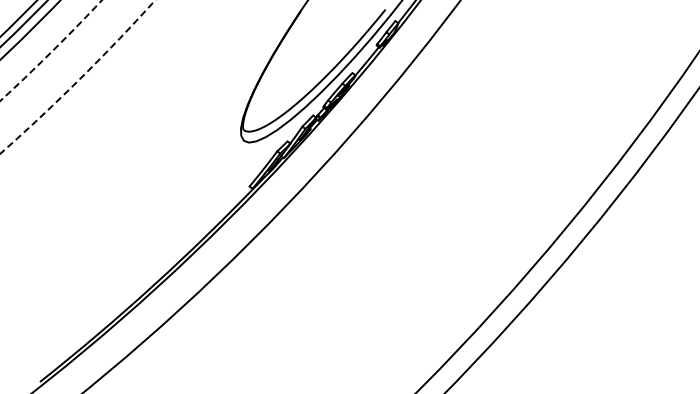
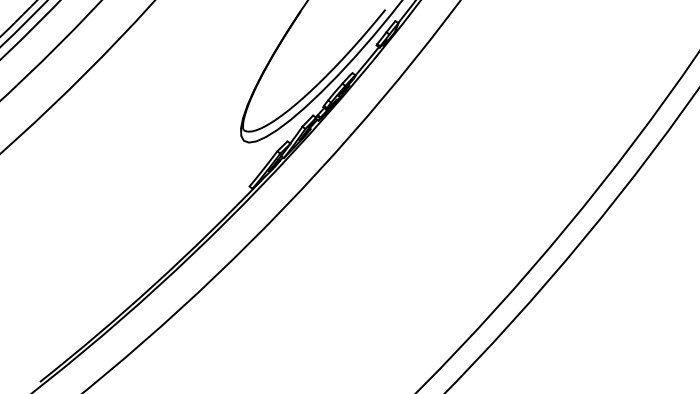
circle: dashed -> solid (51, 50)
circle: dashed -> solid (77, 76)
